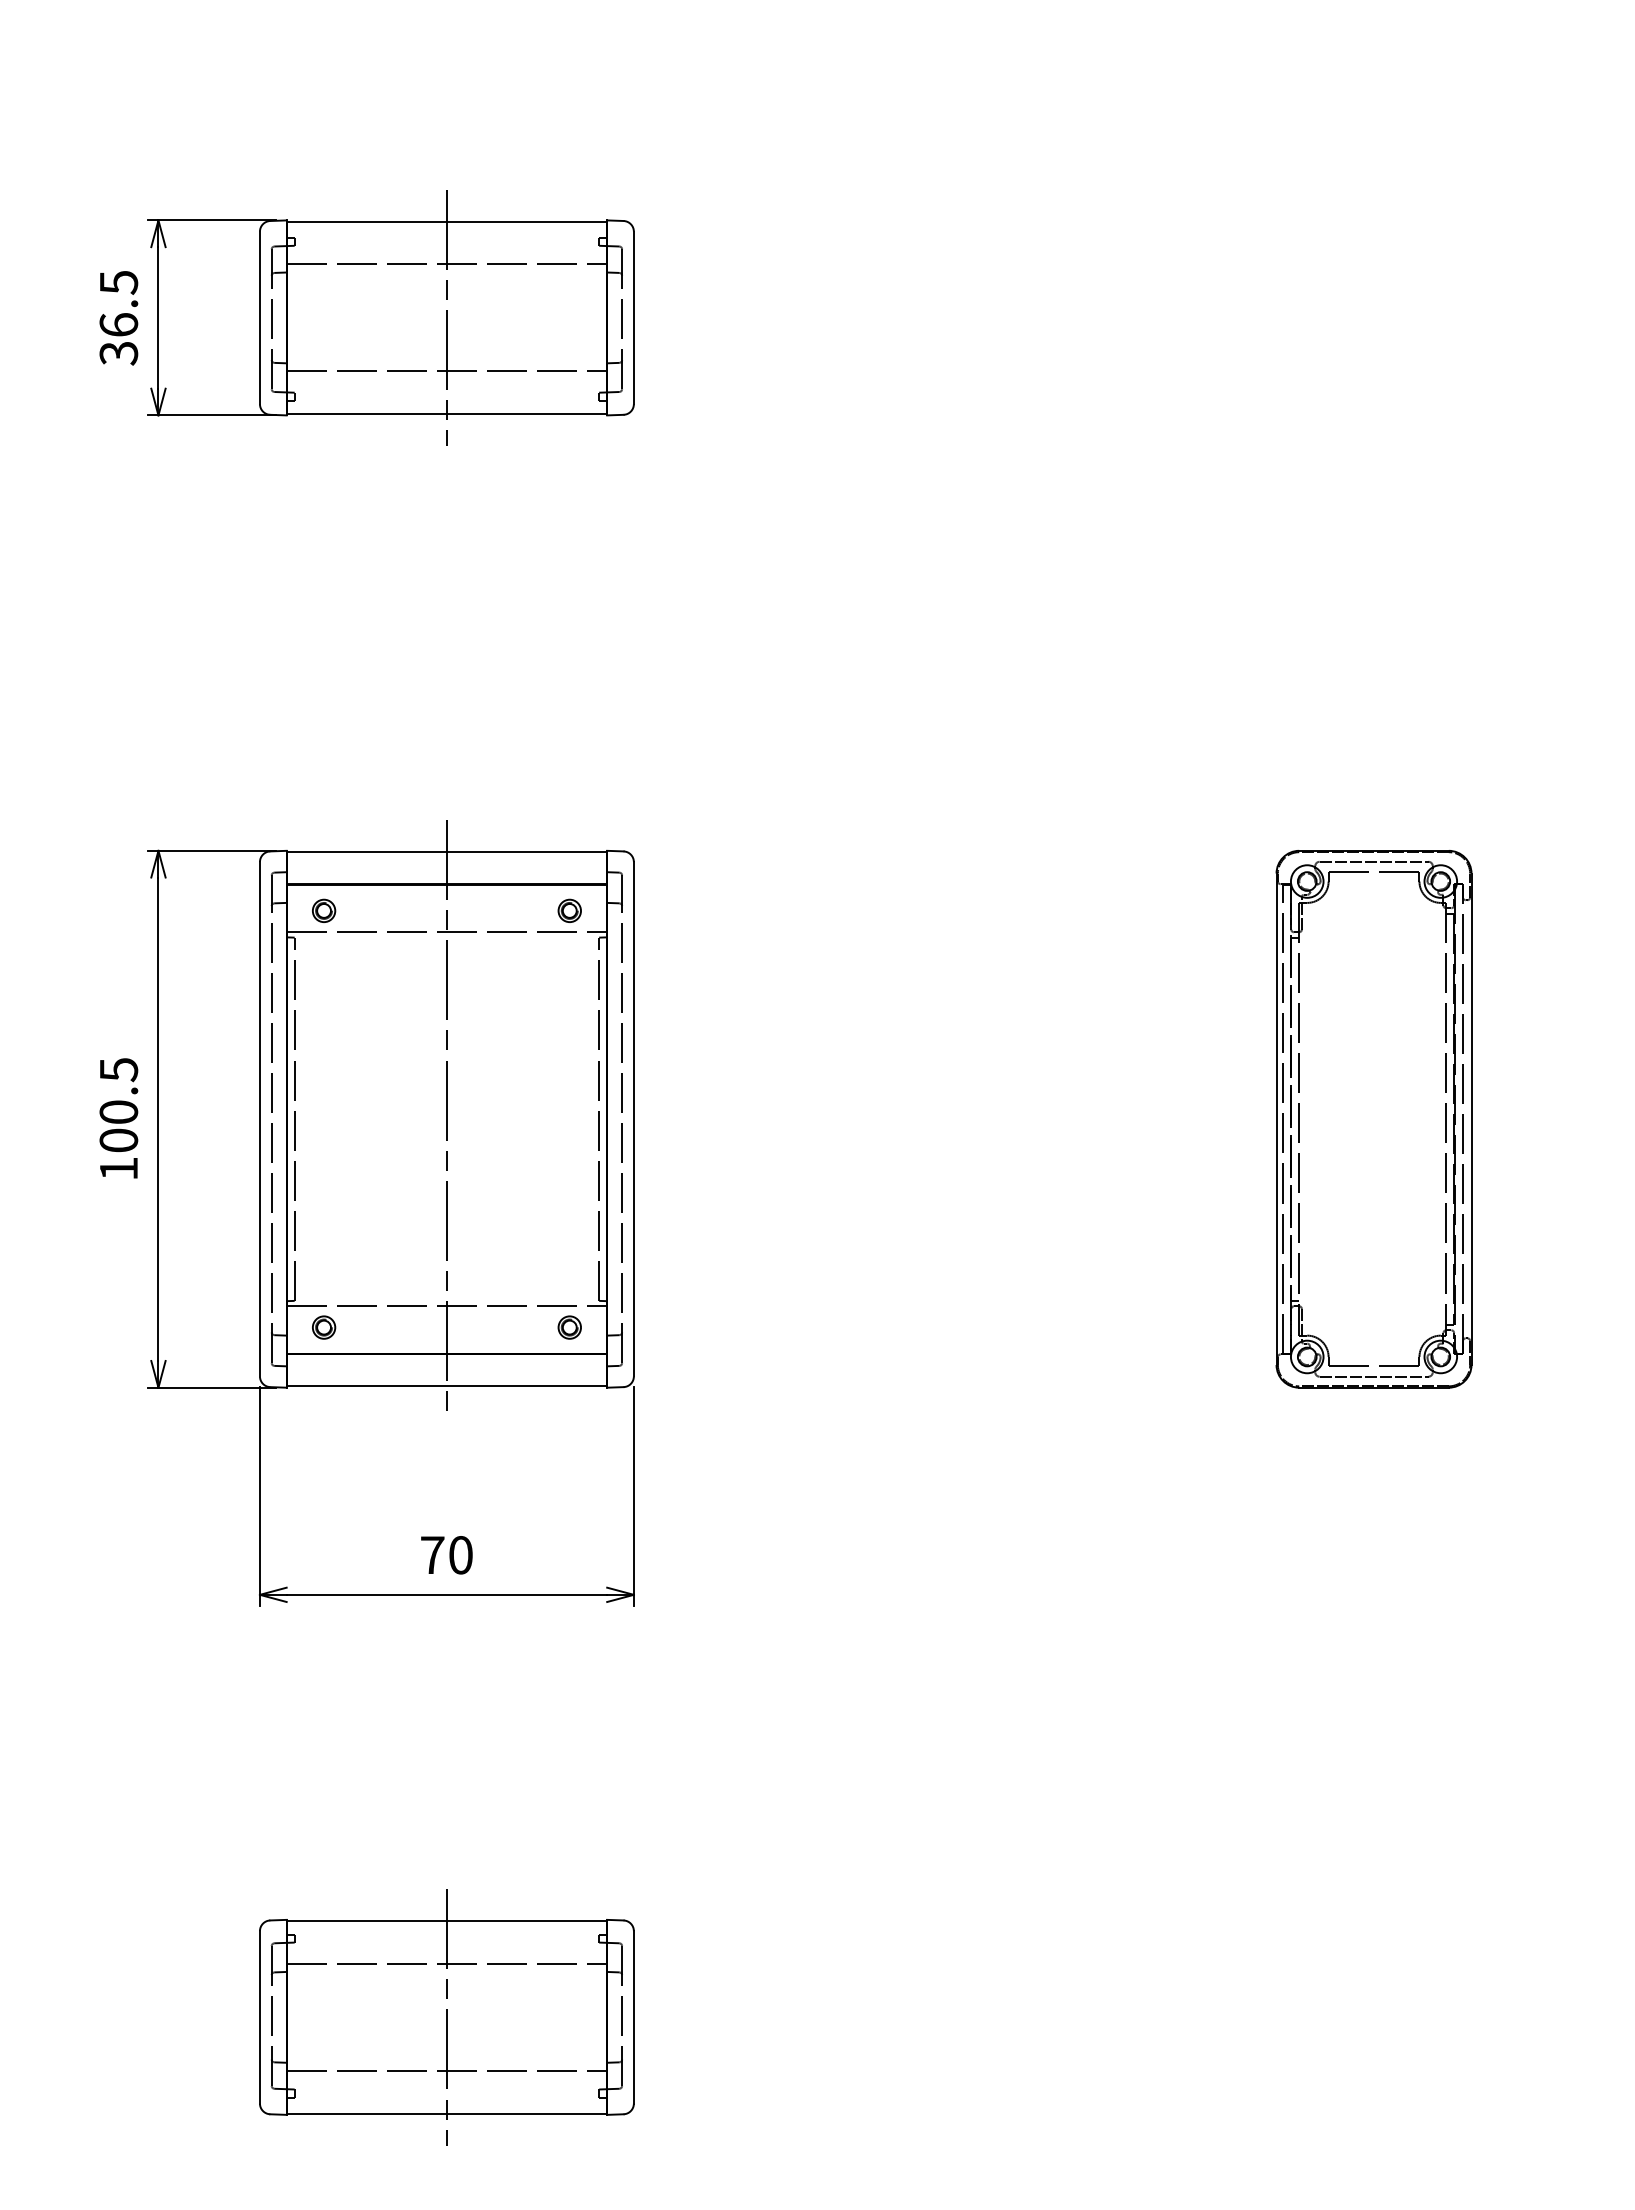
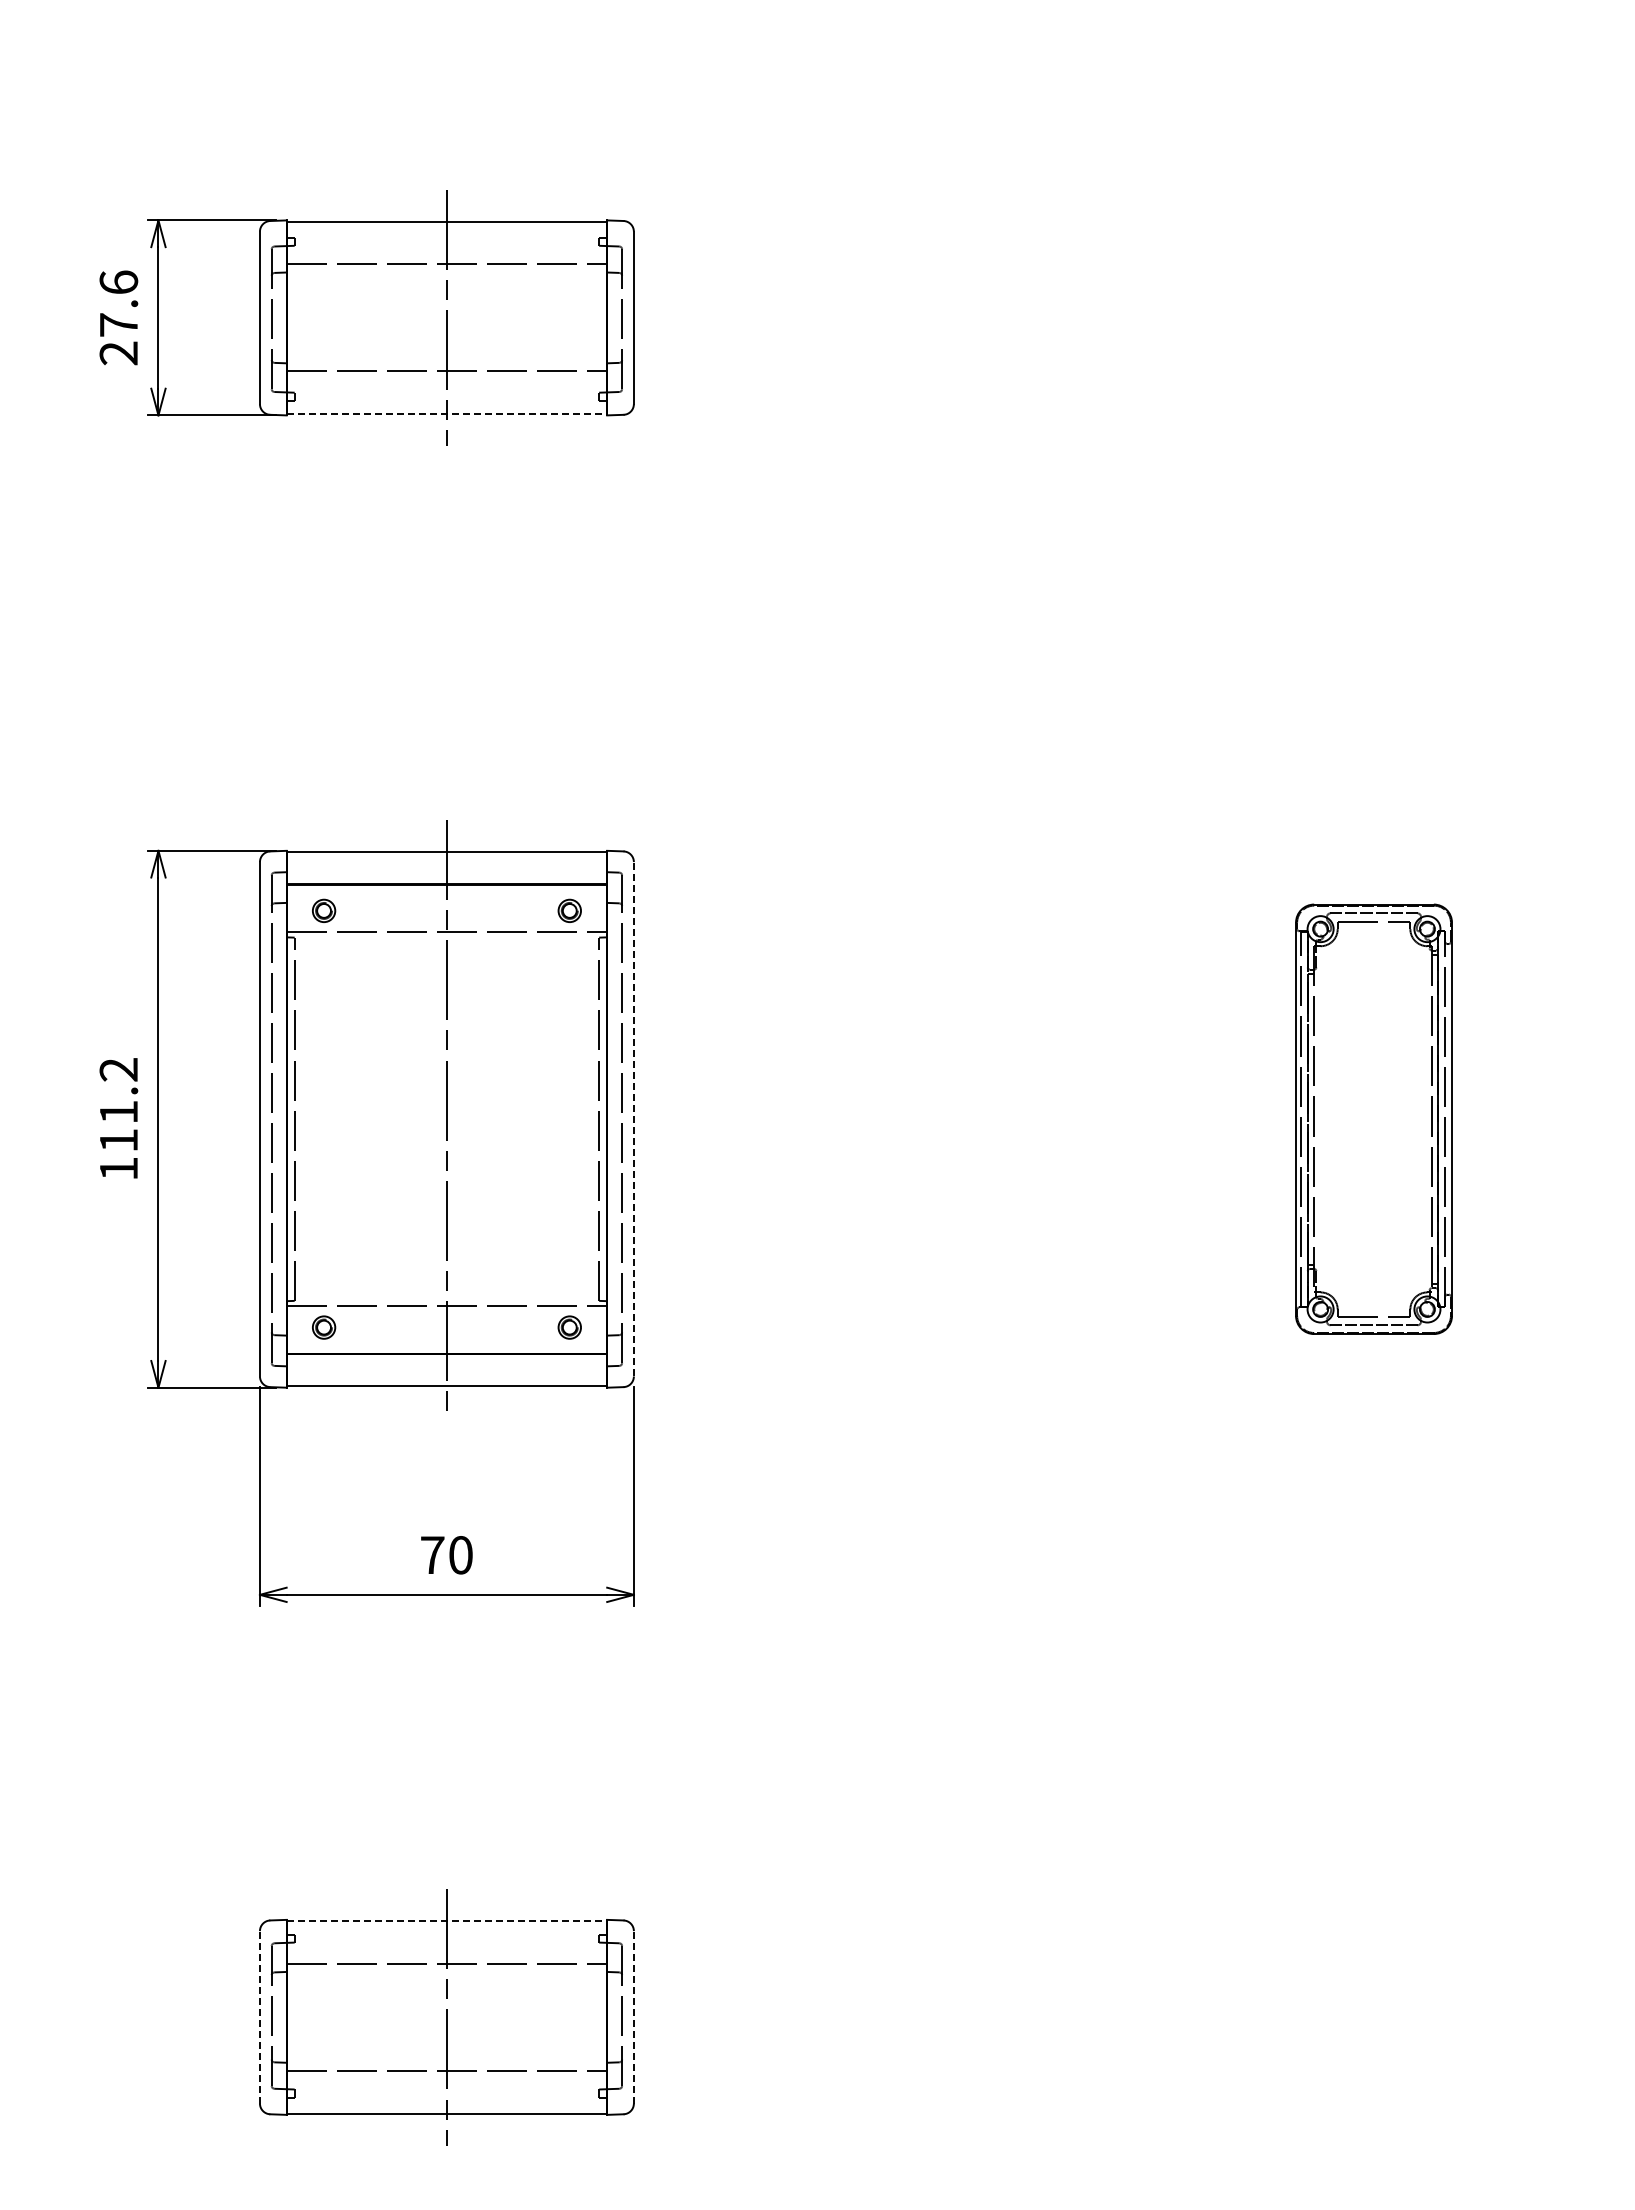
text: 36.5 -> 27.6 (118, 317)
line: solid -> dashed (447, 414)
text: 100.5 -> 111.2 (118, 1105)
line: solid -> dashed (633, 1118)
part size: 198x539 px -> 158x432 px (1373, 1118)
line: solid -> dashed (447, 1921)
line: solid -> dashed (259, 2016)
line: solid -> dashed (633, 2016)
